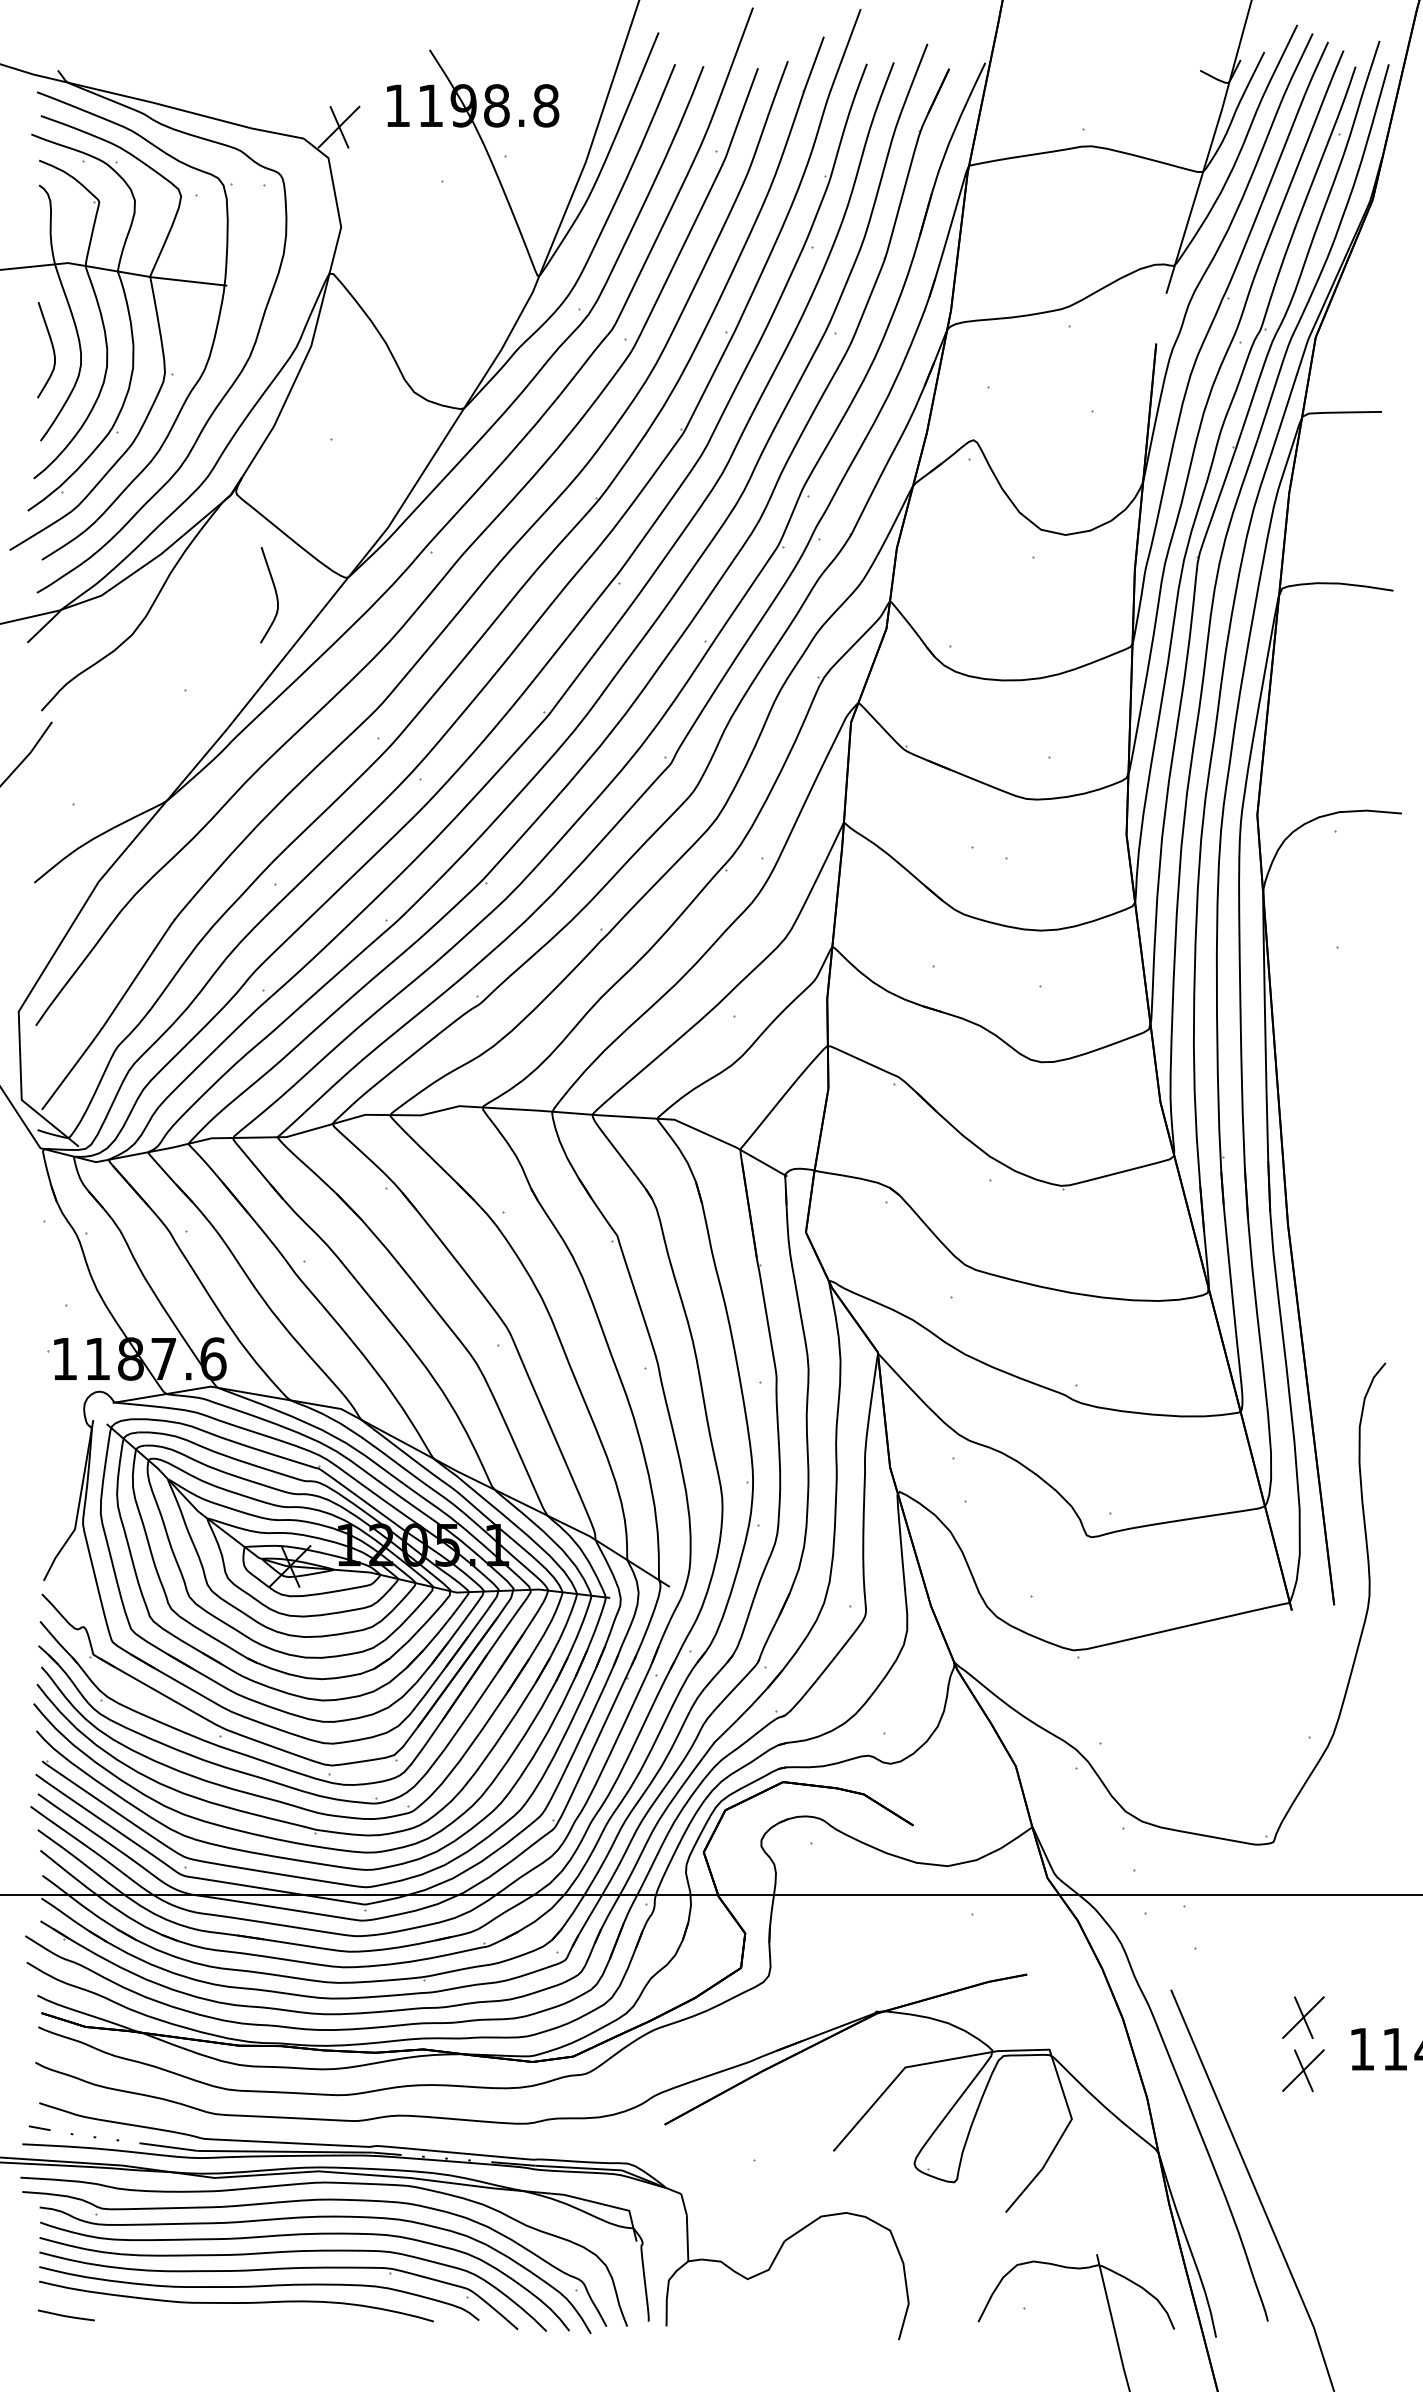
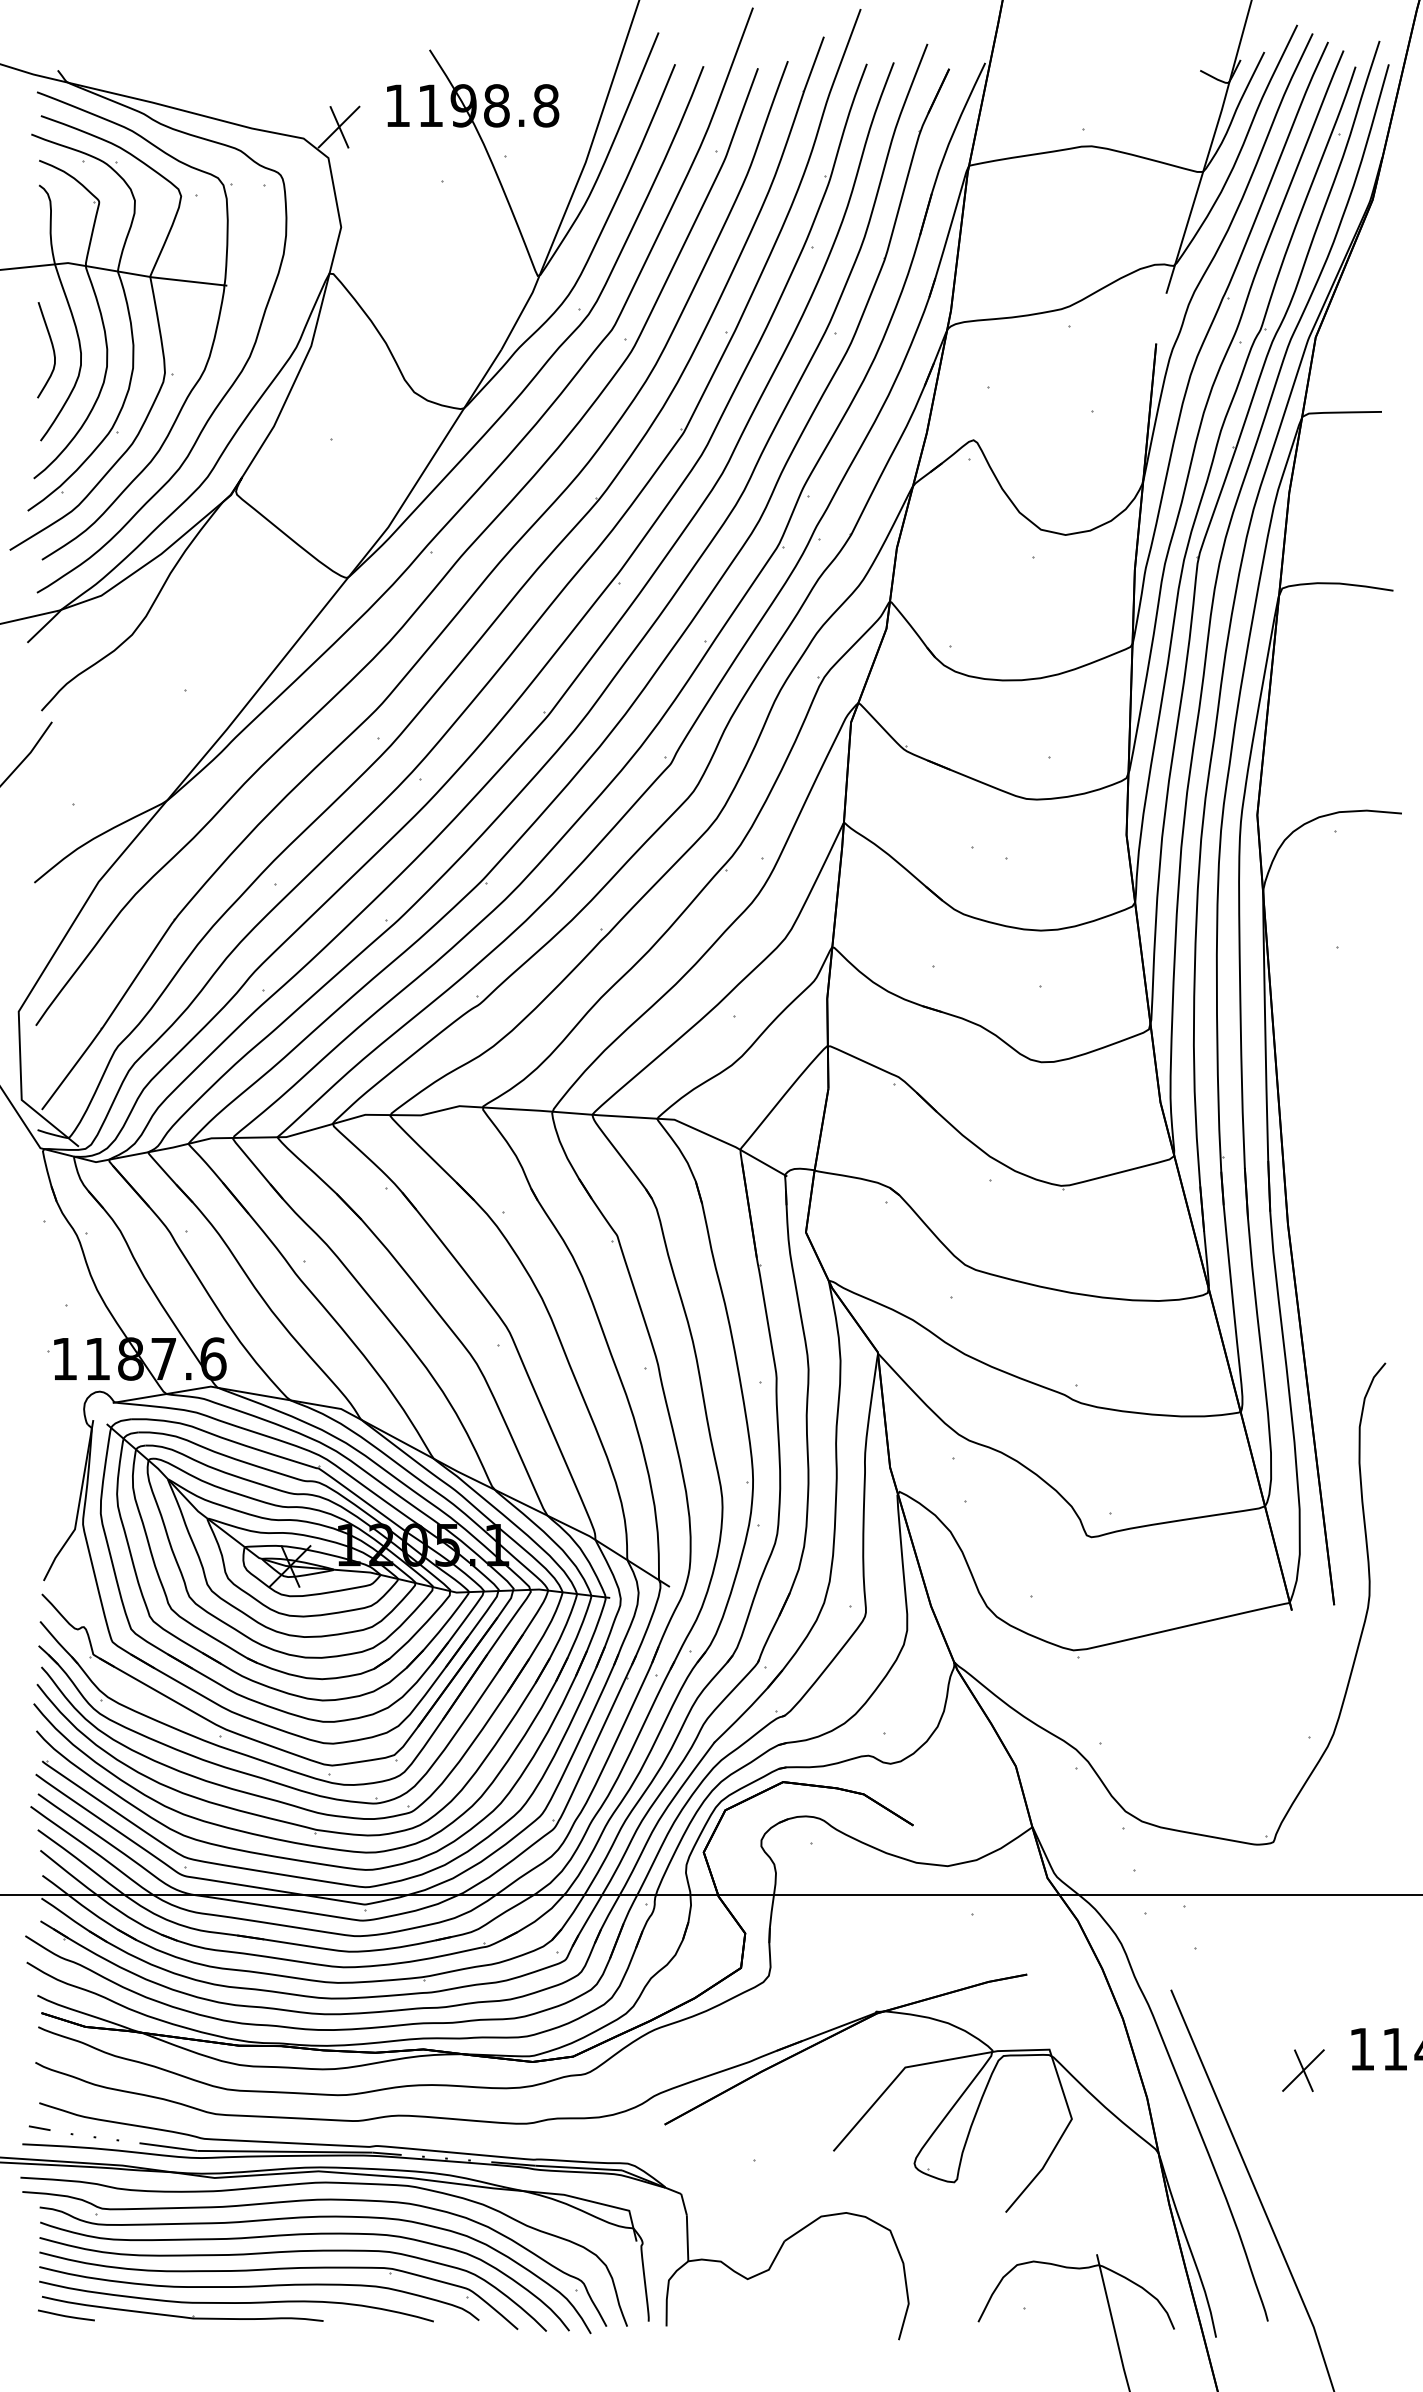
curve: present -> none (275, 594)
part: present -> none (1303, 2017)
part: none -> present (179, 2315)
